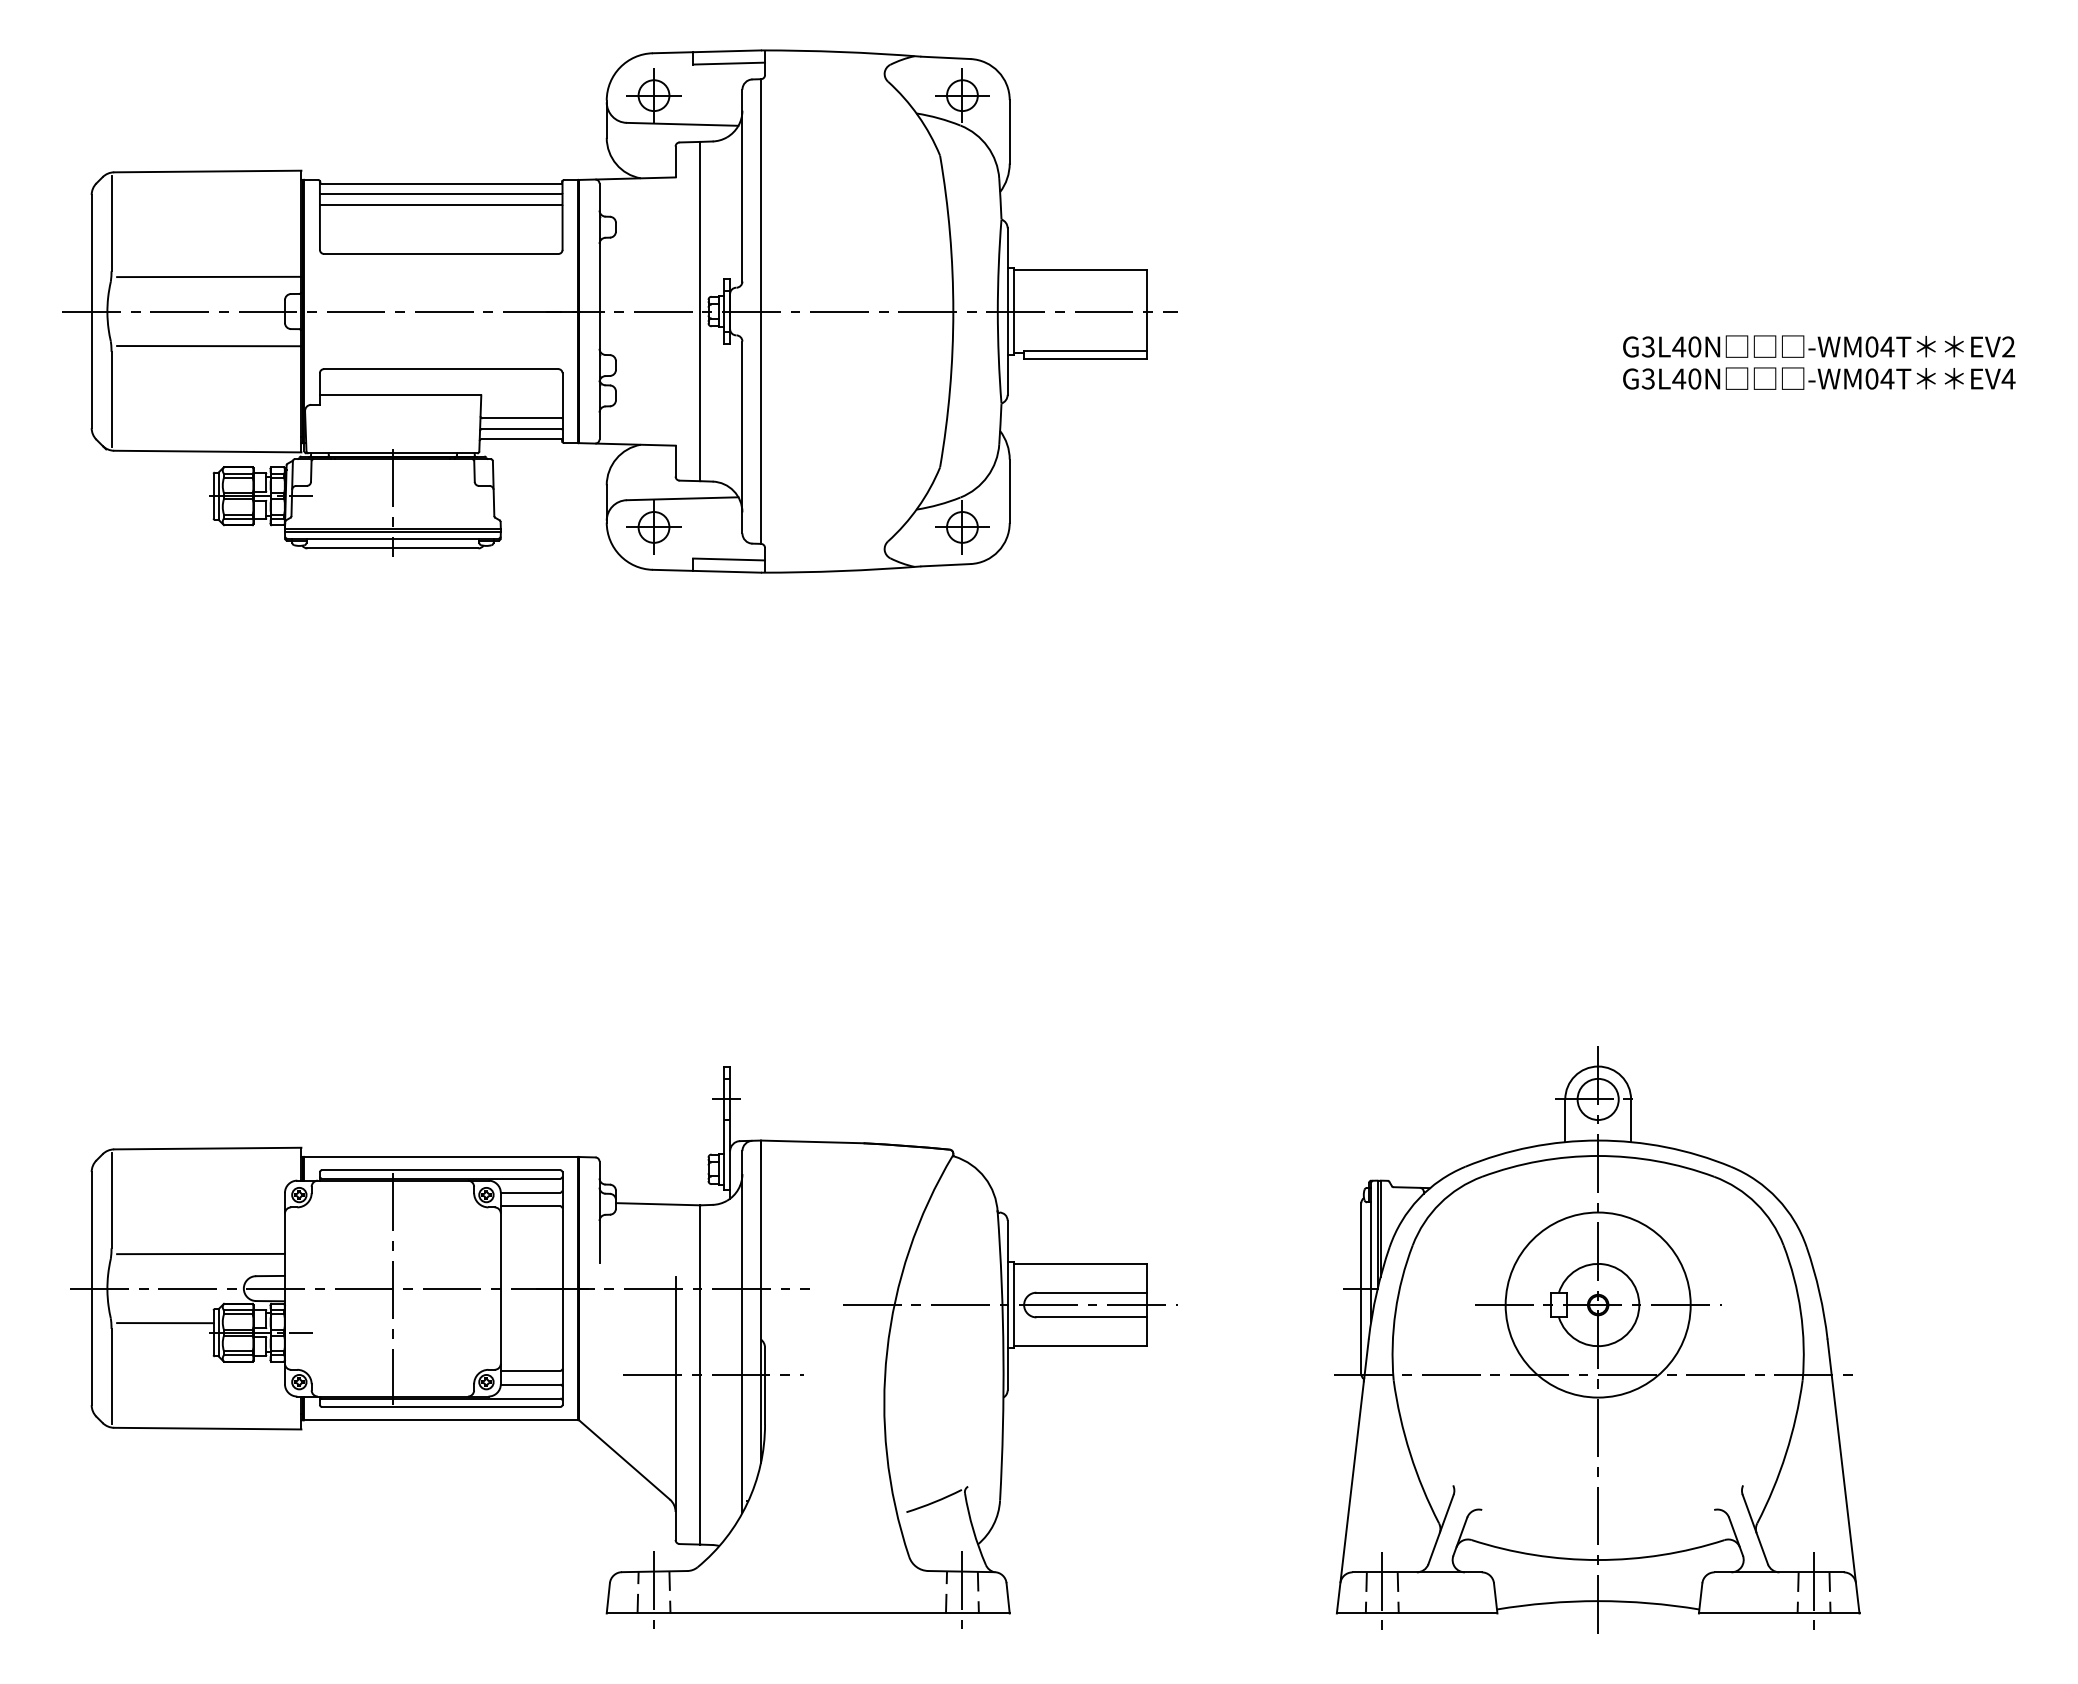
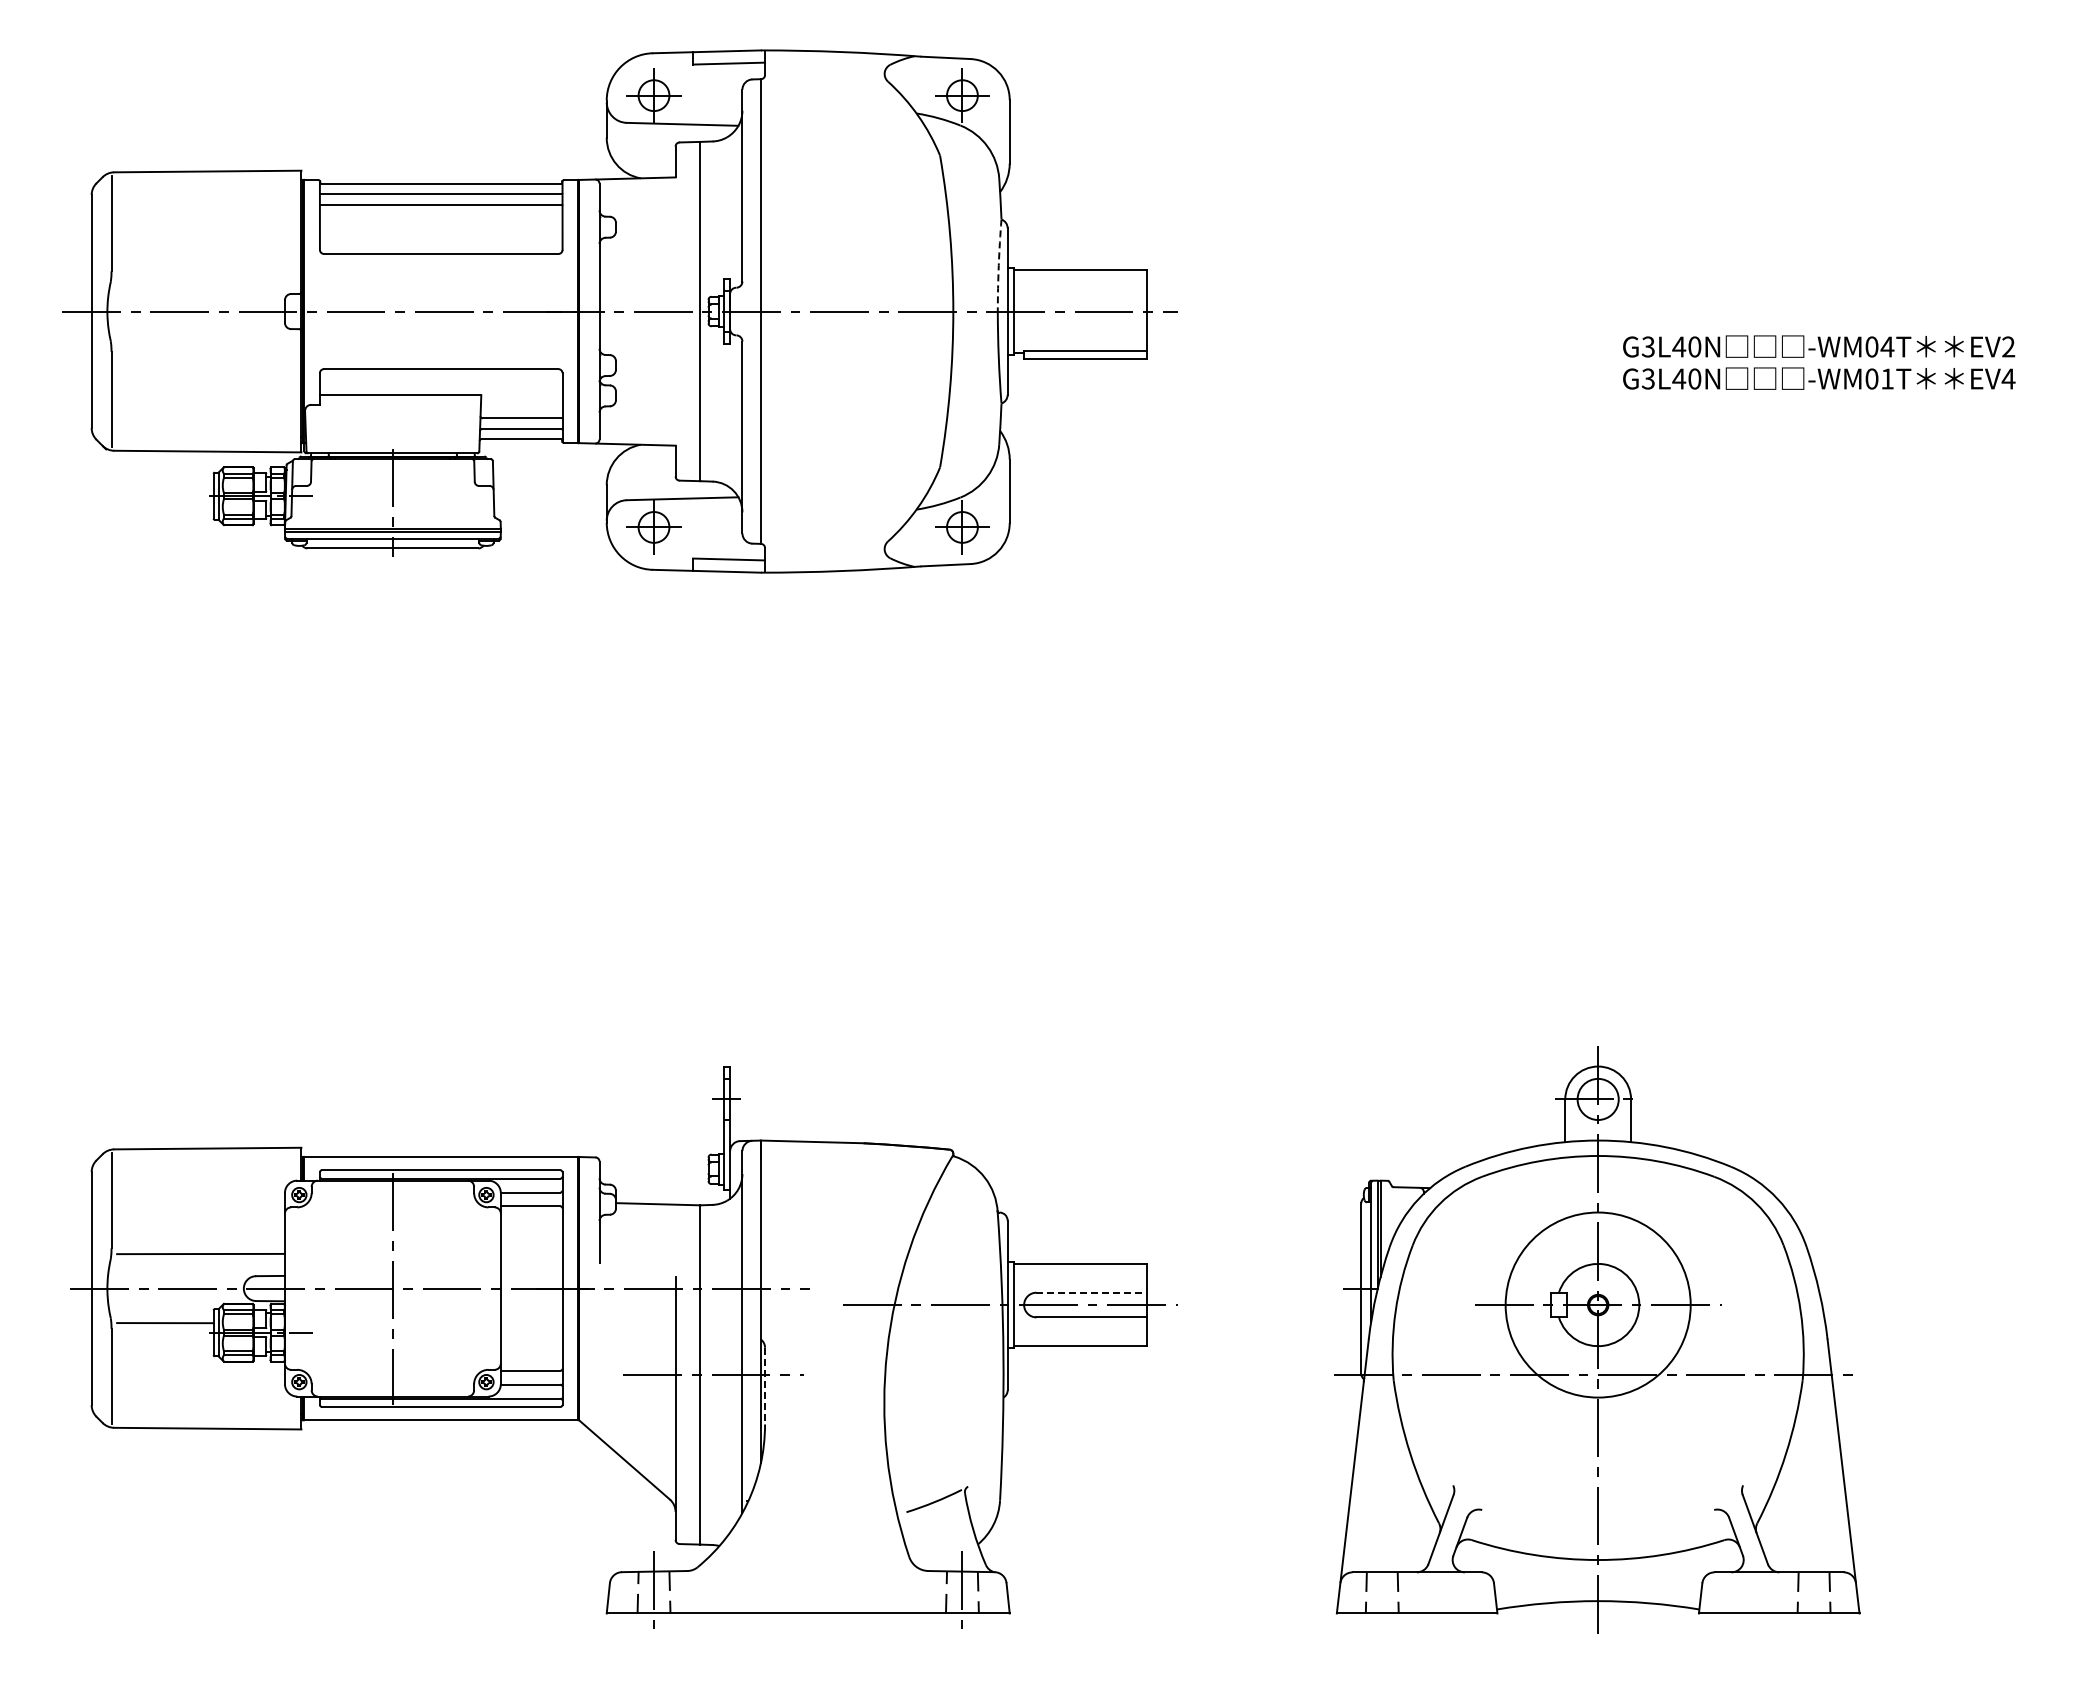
arc: solid -> dashed (998, 265)
line: present -> none (209, 276)
line: present -> none (209, 346)
text: -WM04T -> -WM01T (1887, 378)
line: solid -> dashed (1091, 1292)
line: solid -> dashed (765, 1386)
line: present -> none (1382, 1592)
line: present -> none (1814, 1592)
